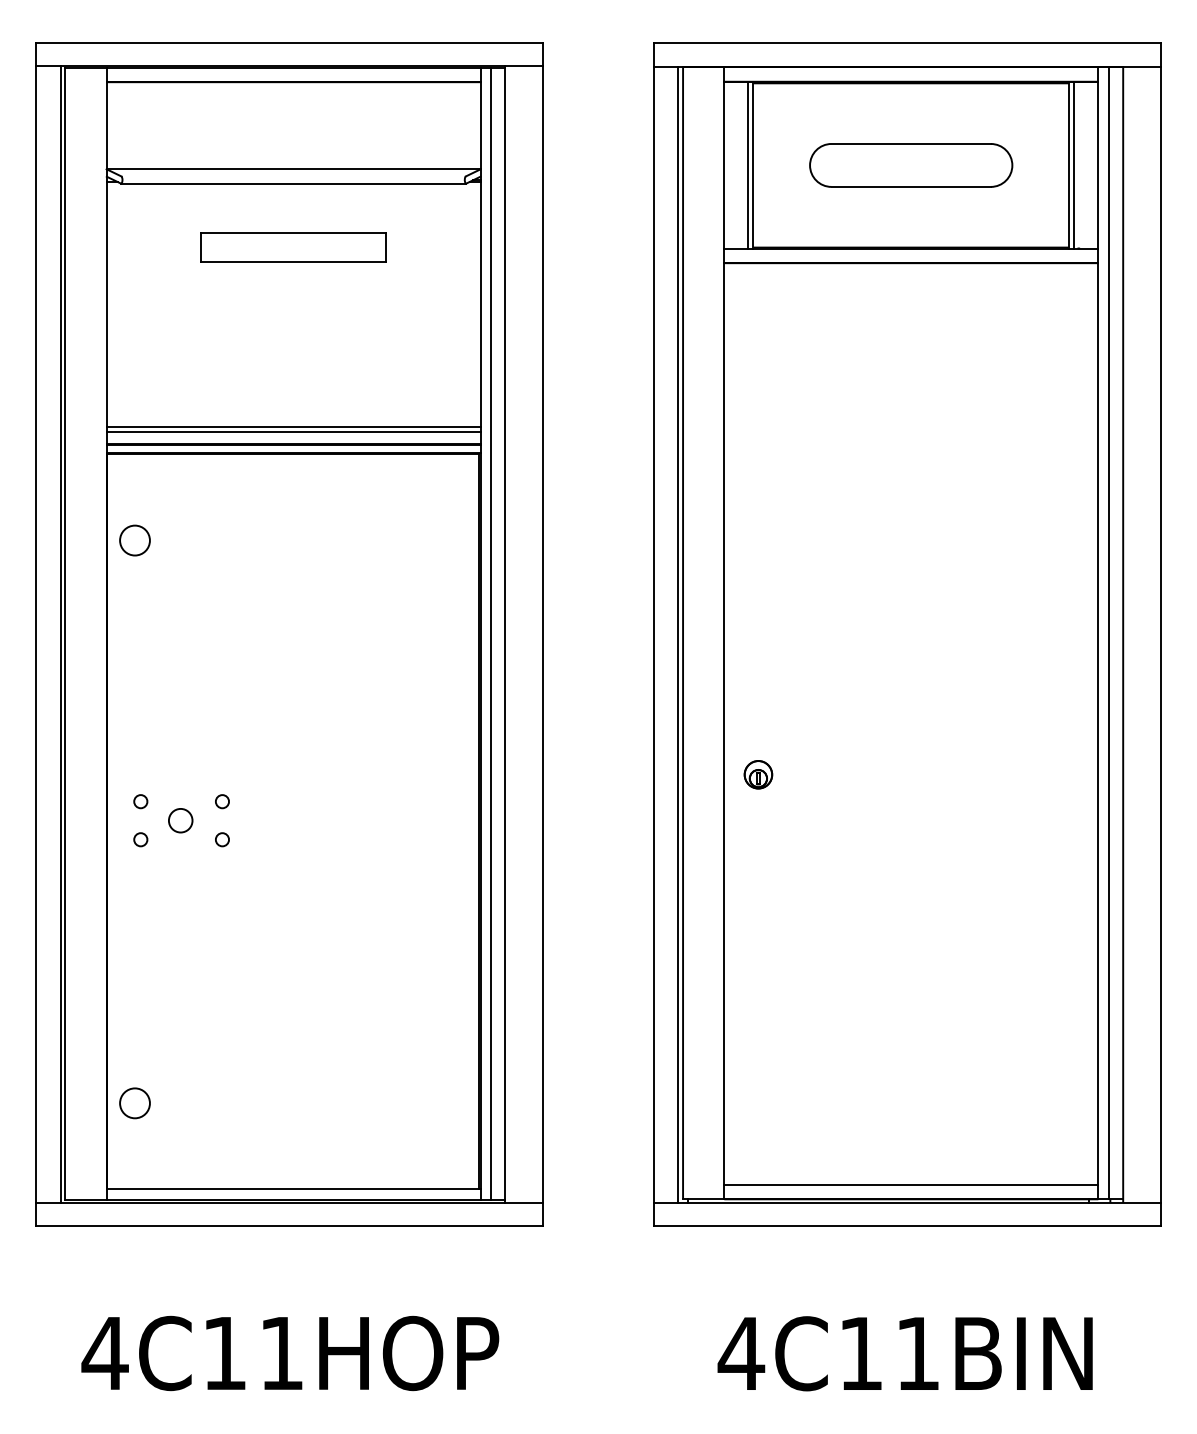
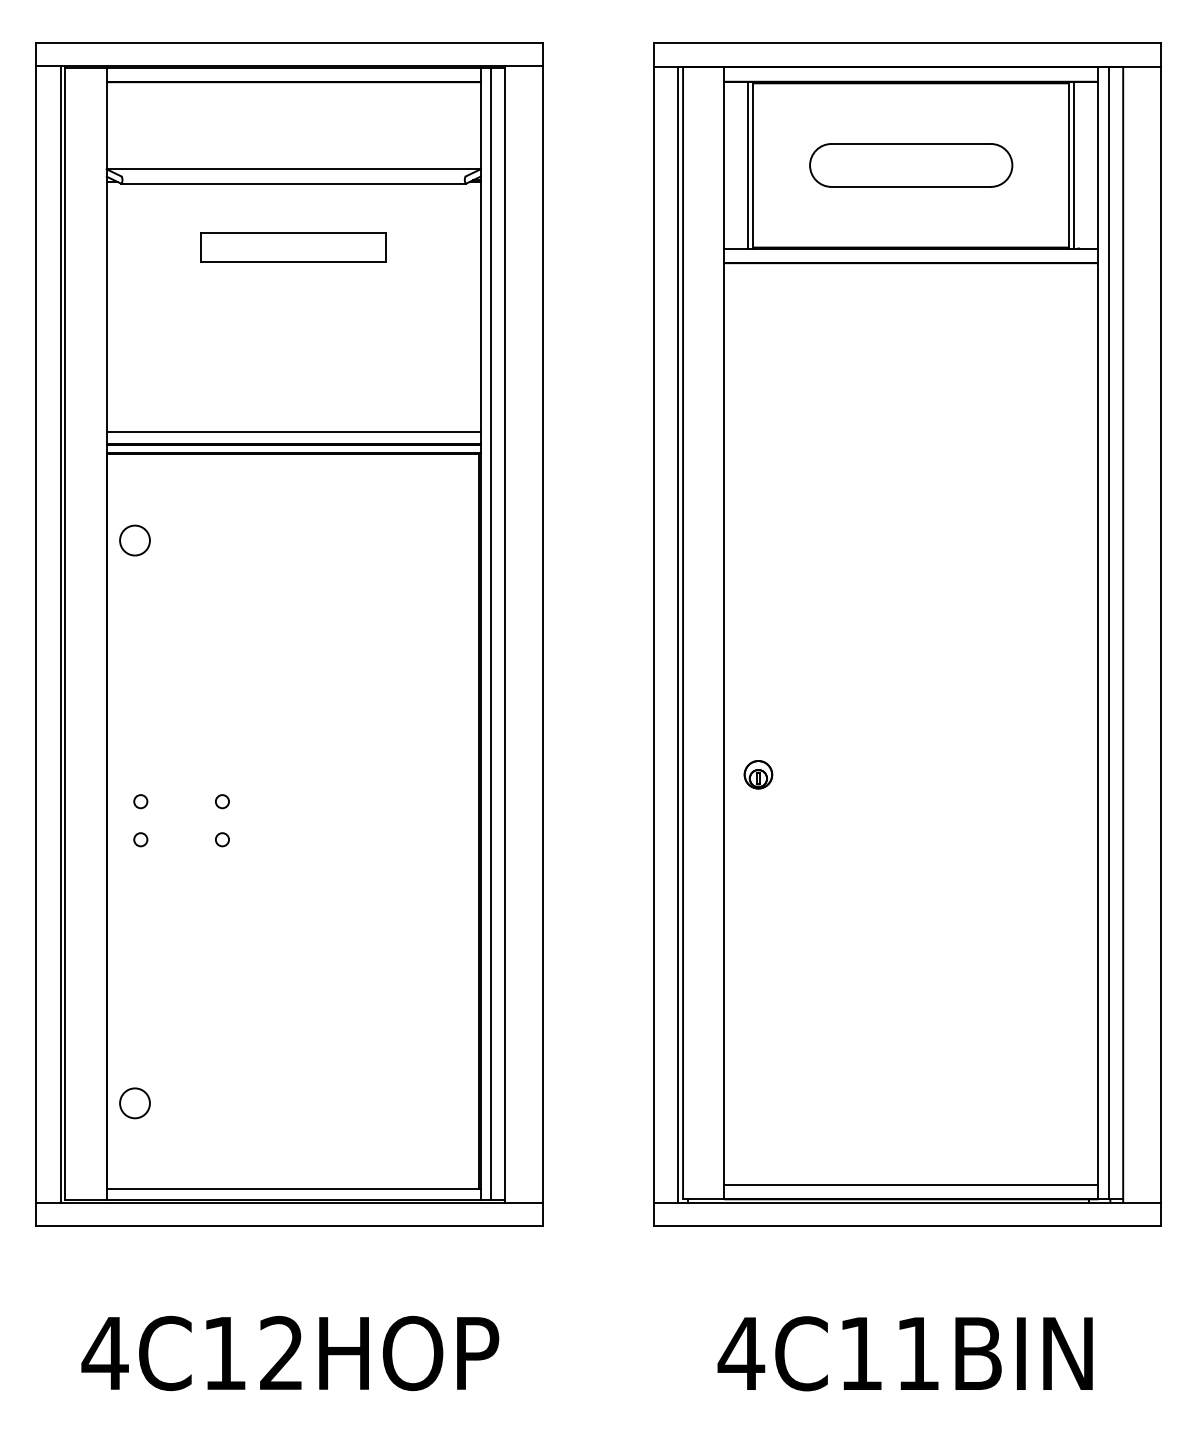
line: present -> none (293, 426)
circle: present -> none (180, 820)
text: 4C11HOP -> 4C12HOP (281, 1352)
